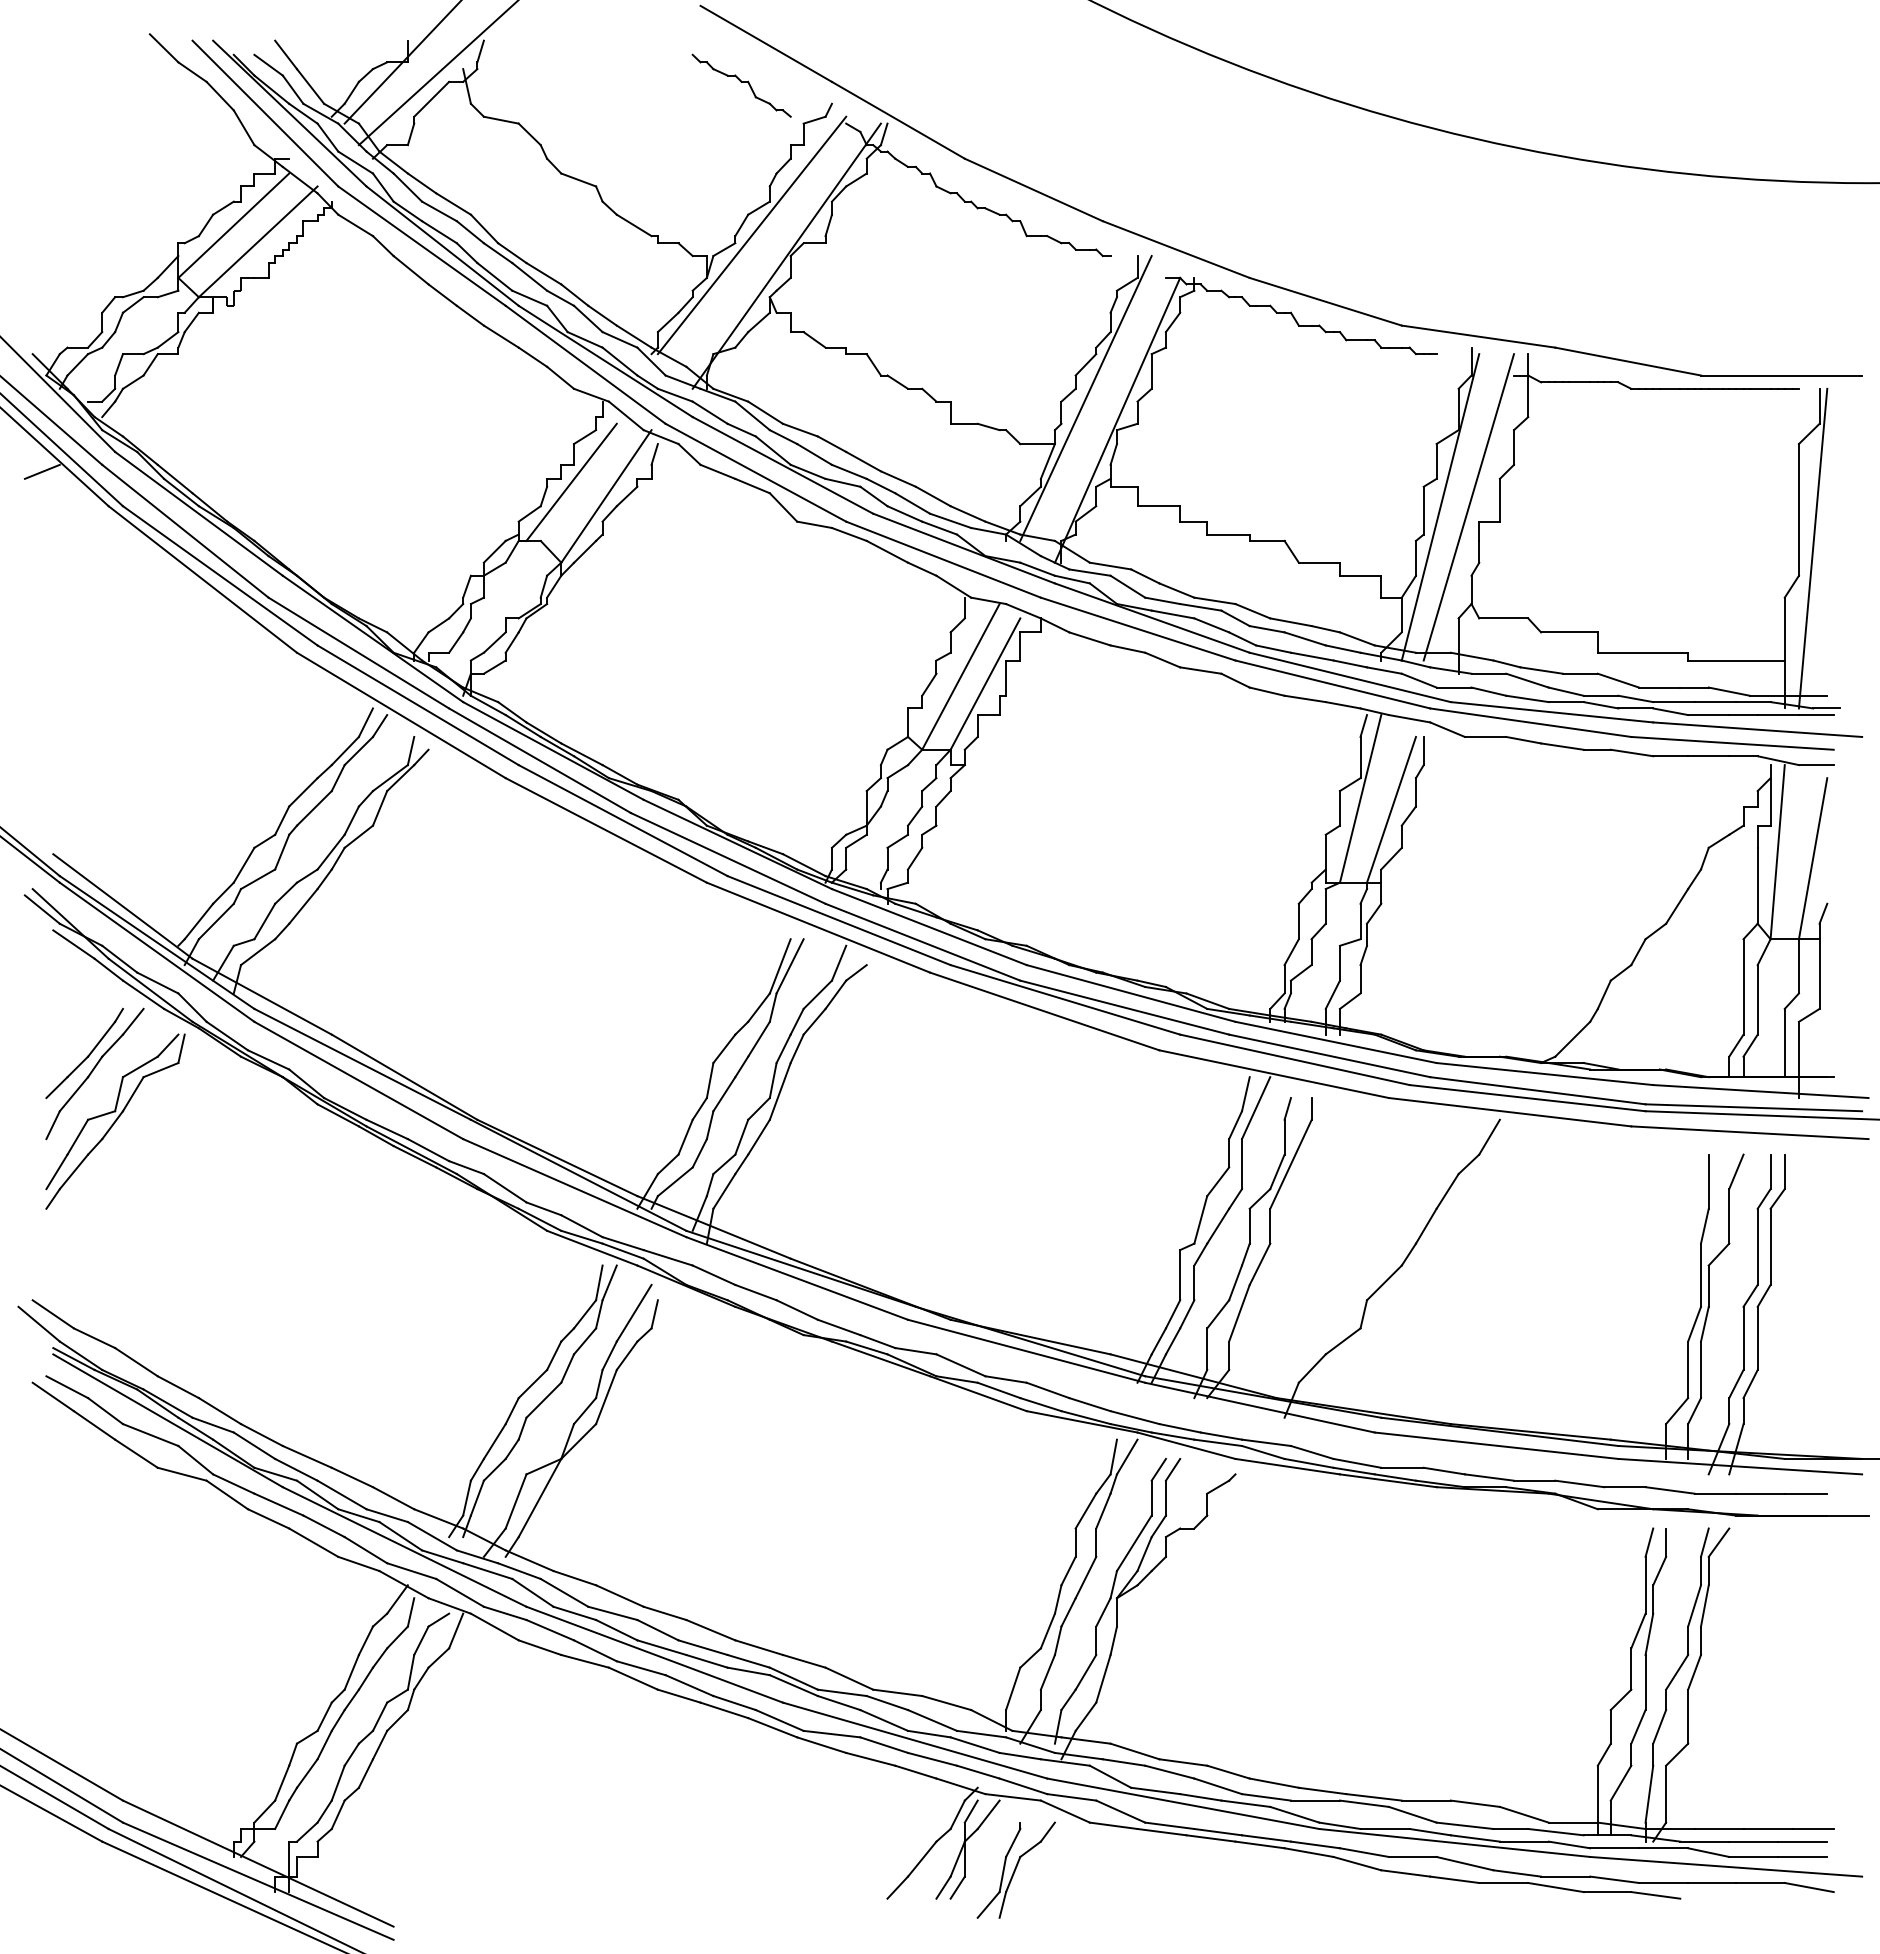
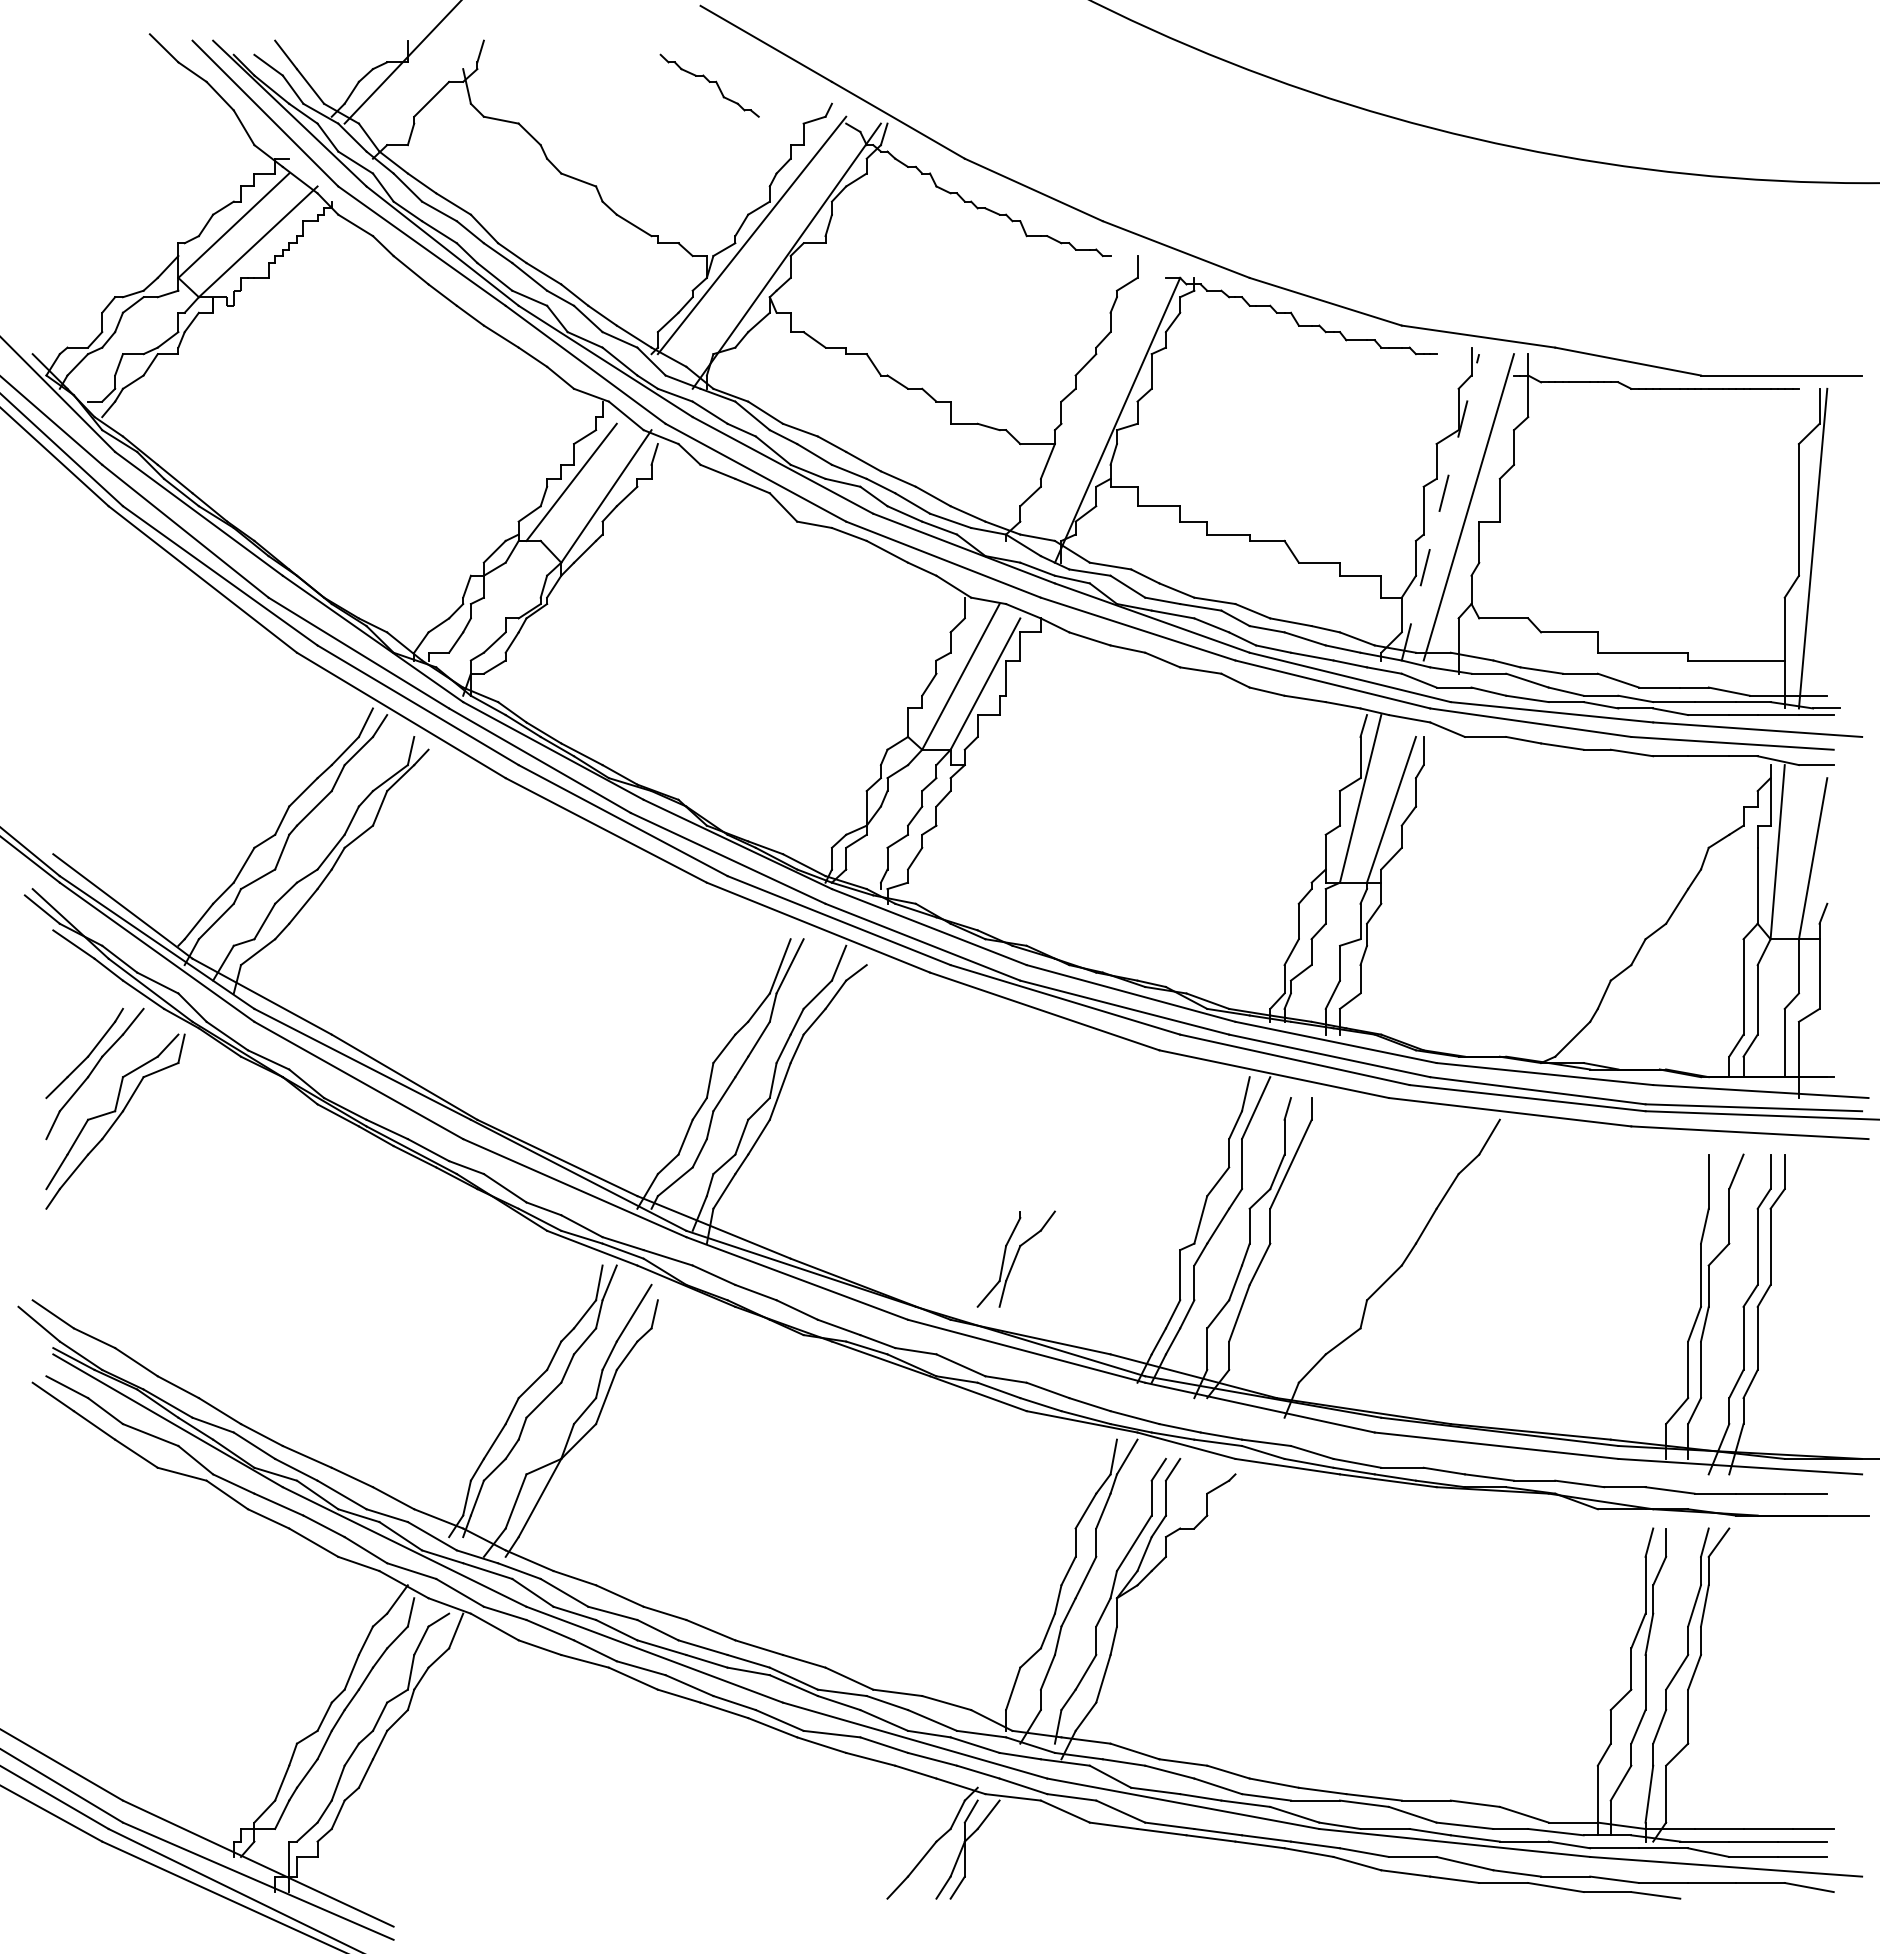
line: present -> none (437, 73)
part position: (741, 85) -> (709, 85) (709, 85)
line: present -> none (1085, 398)
line: present -> none (41, 471)
line: solid -> dashed (1440, 506)
part position: (1015, 1869) -> (1015, 1258) (1015, 1258)
